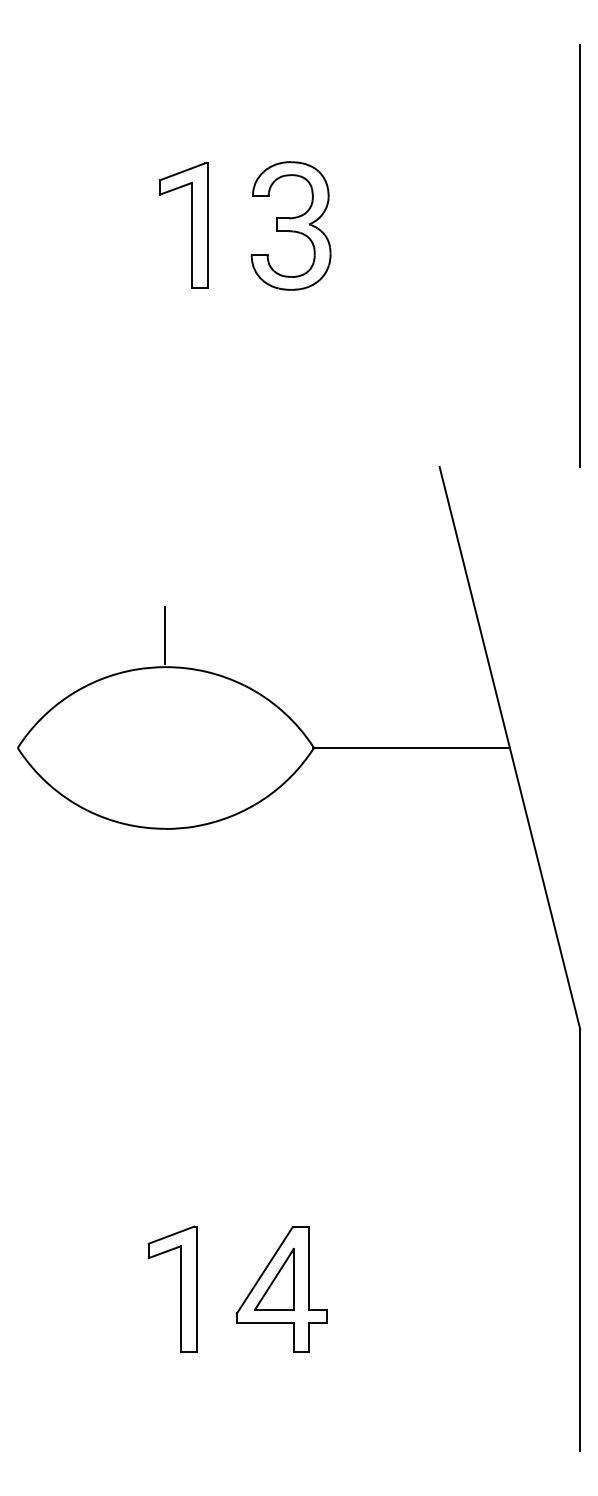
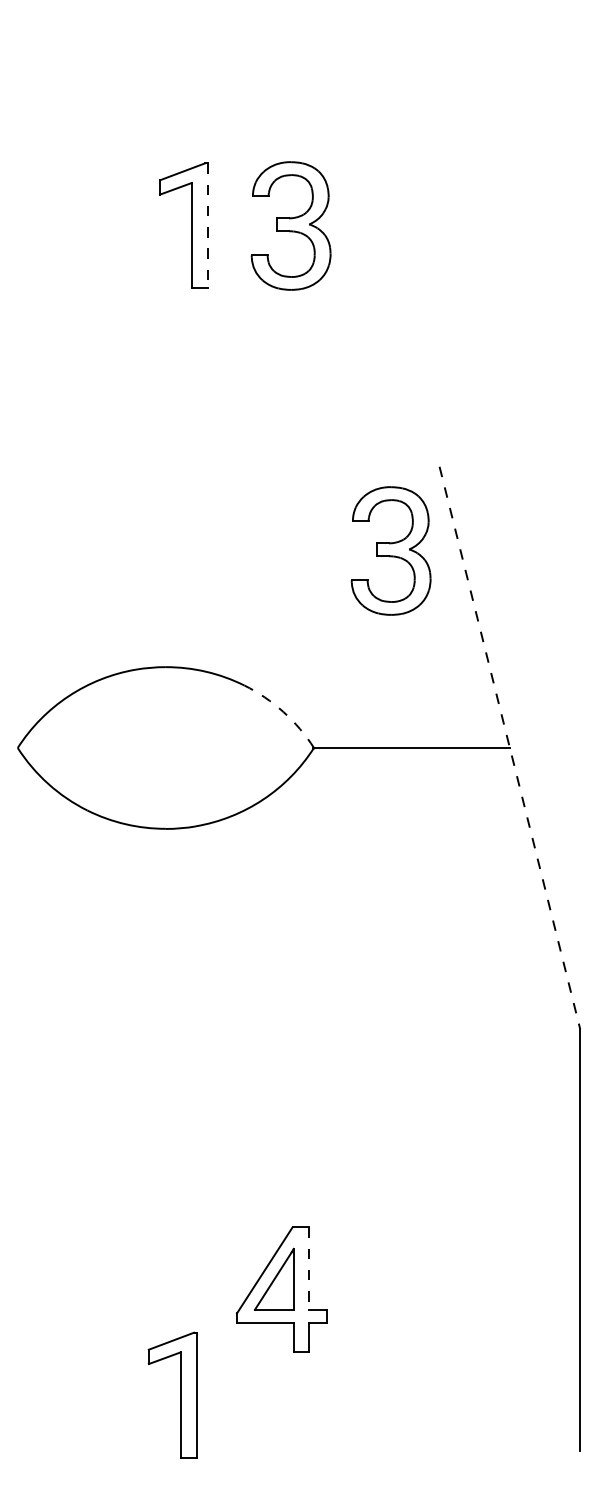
line: solid -> dashed (207, 226)
line: present -> none (580, 255)
part: none -> present (390, 550)
line: present -> none (165, 635)
arc: solid -> dashed (283, 712)
line: solid -> dashed (509, 748)
line: solid -> dashed (309, 1269)
part position: (180, 1288) -> (180, 1394) (180, 1394)
